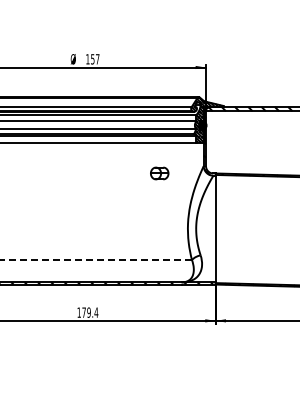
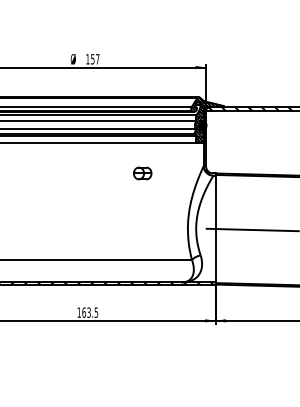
part position: (159, 173) -> (142, 173) (142, 173)
line: none -> present (250, 229)
line: dashed -> solid (96, 260)
text: 179.4 -> 163.5 (90, 312)
